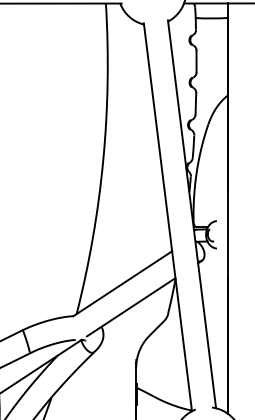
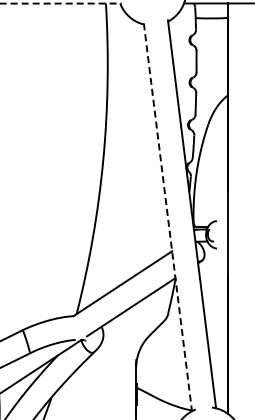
line: solid -> dashed (60, 3)
line: solid -> dashed (167, 217)
